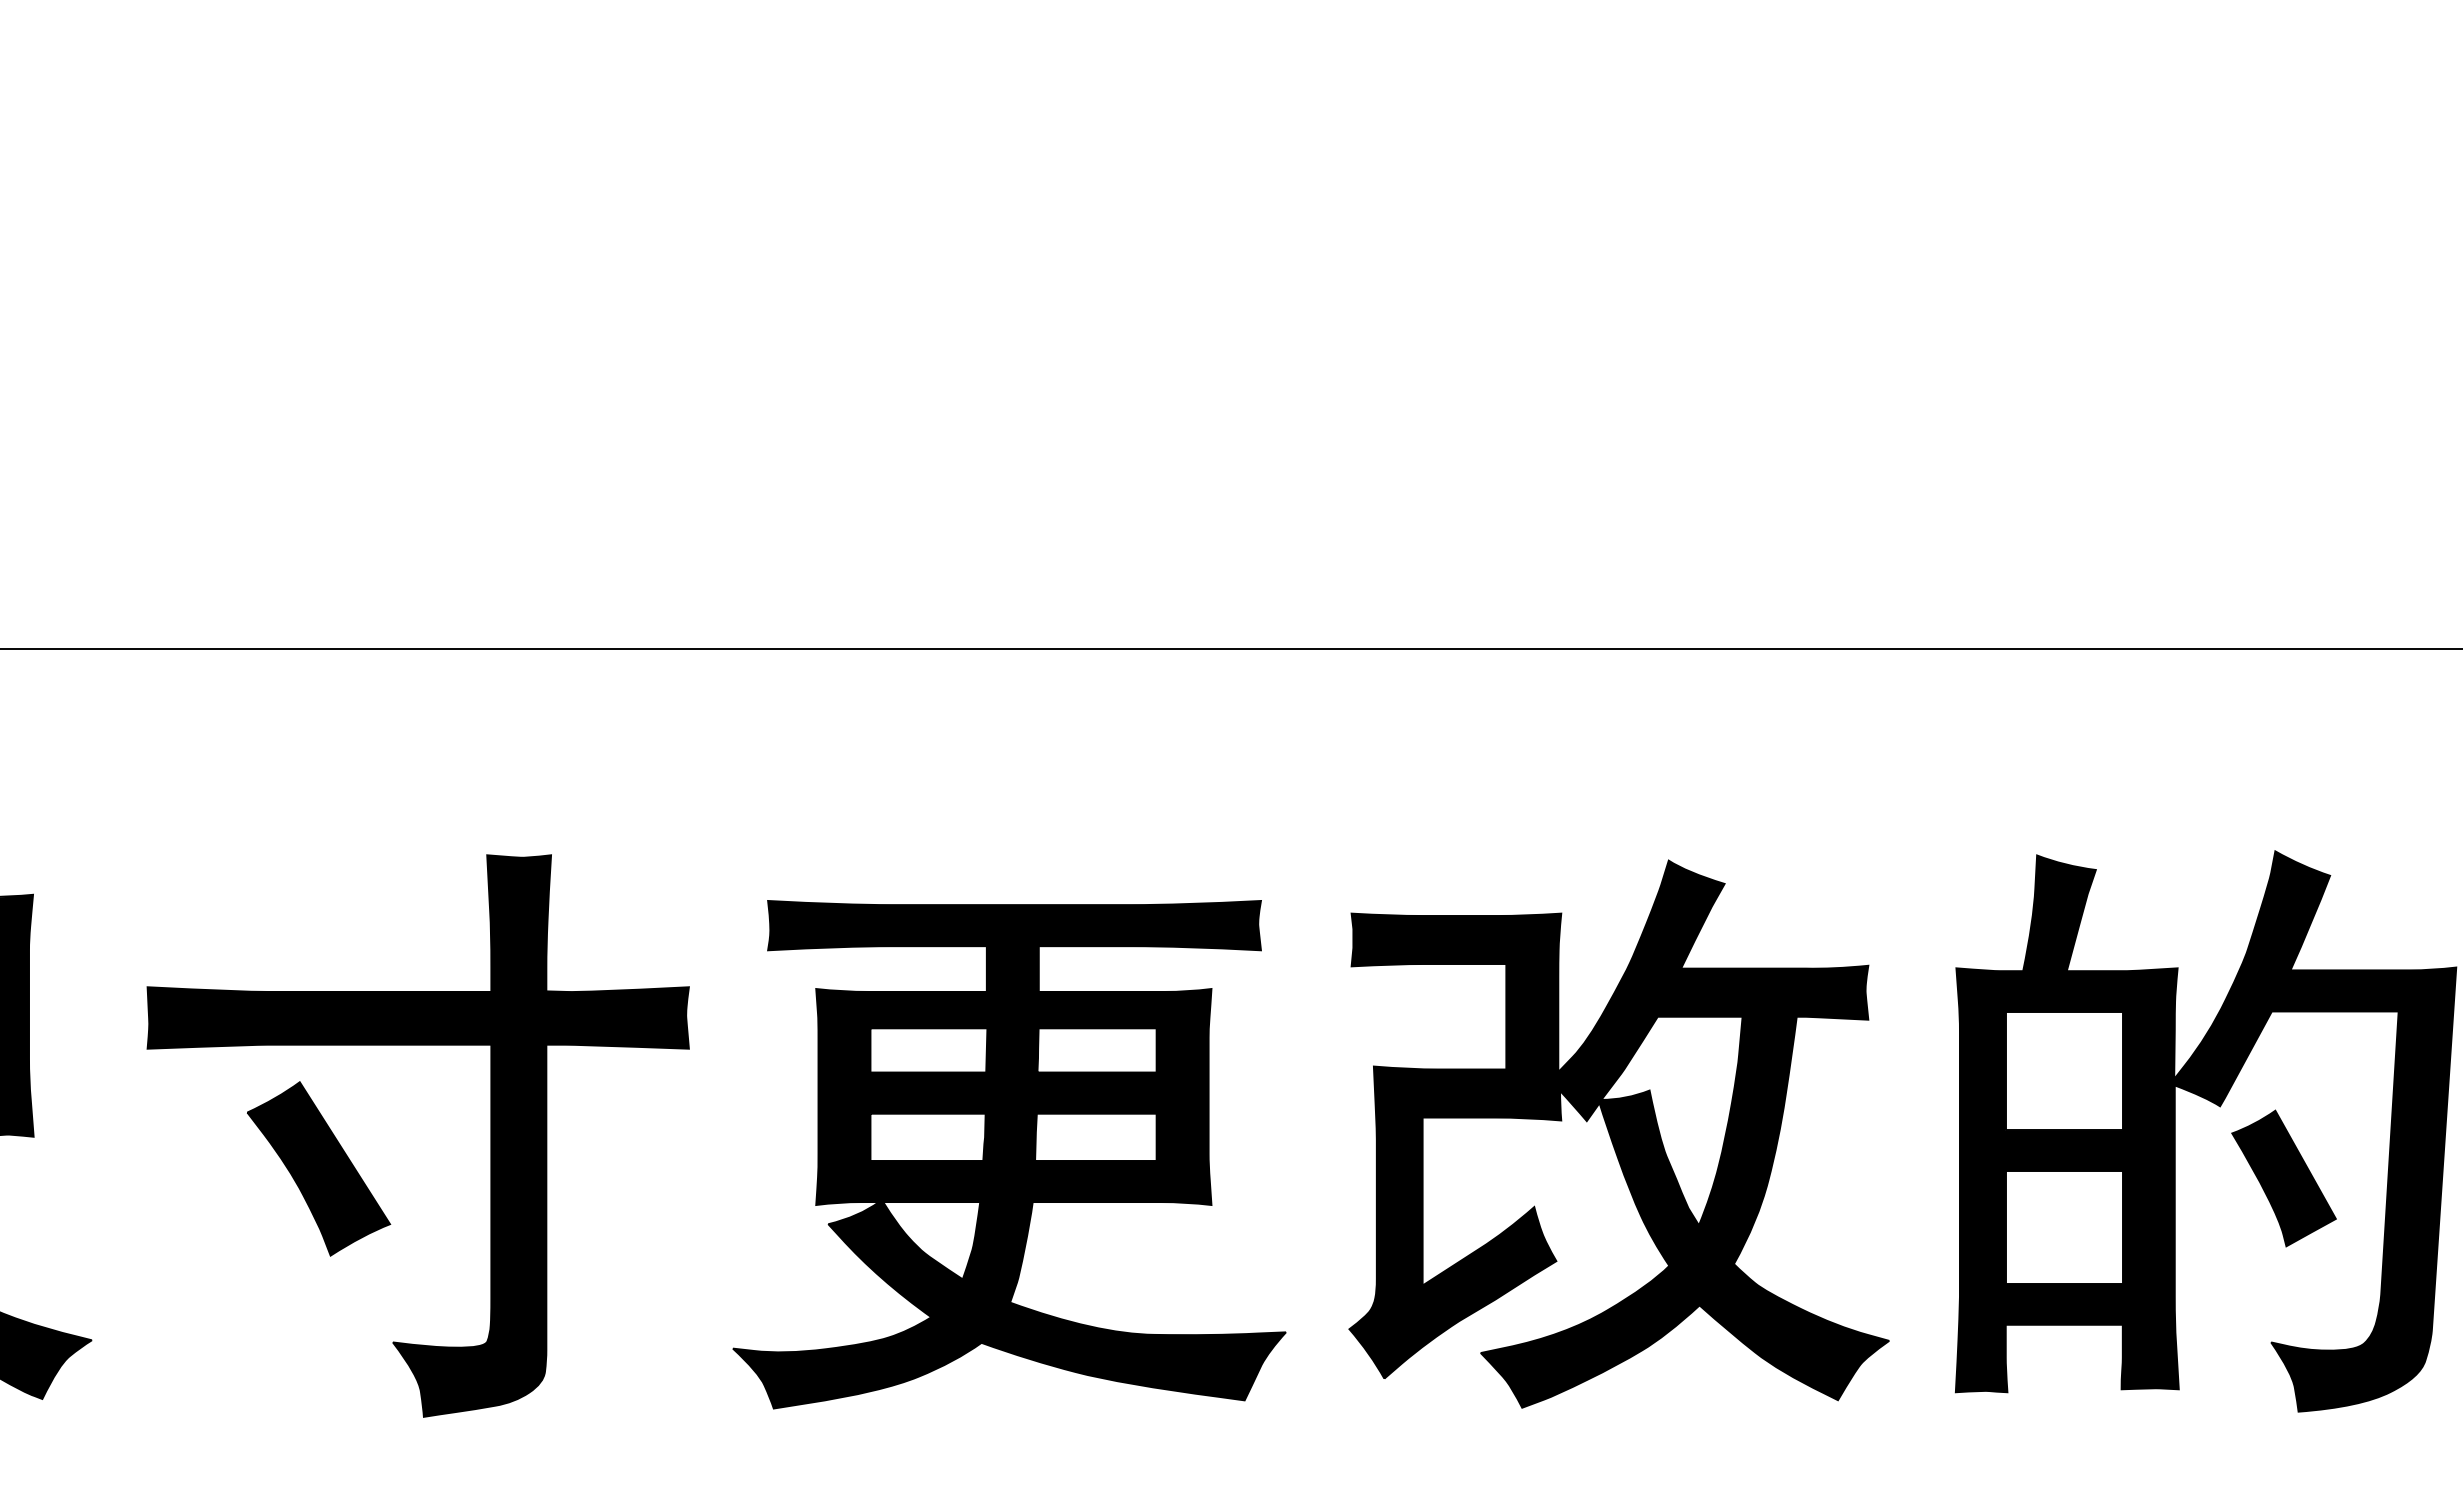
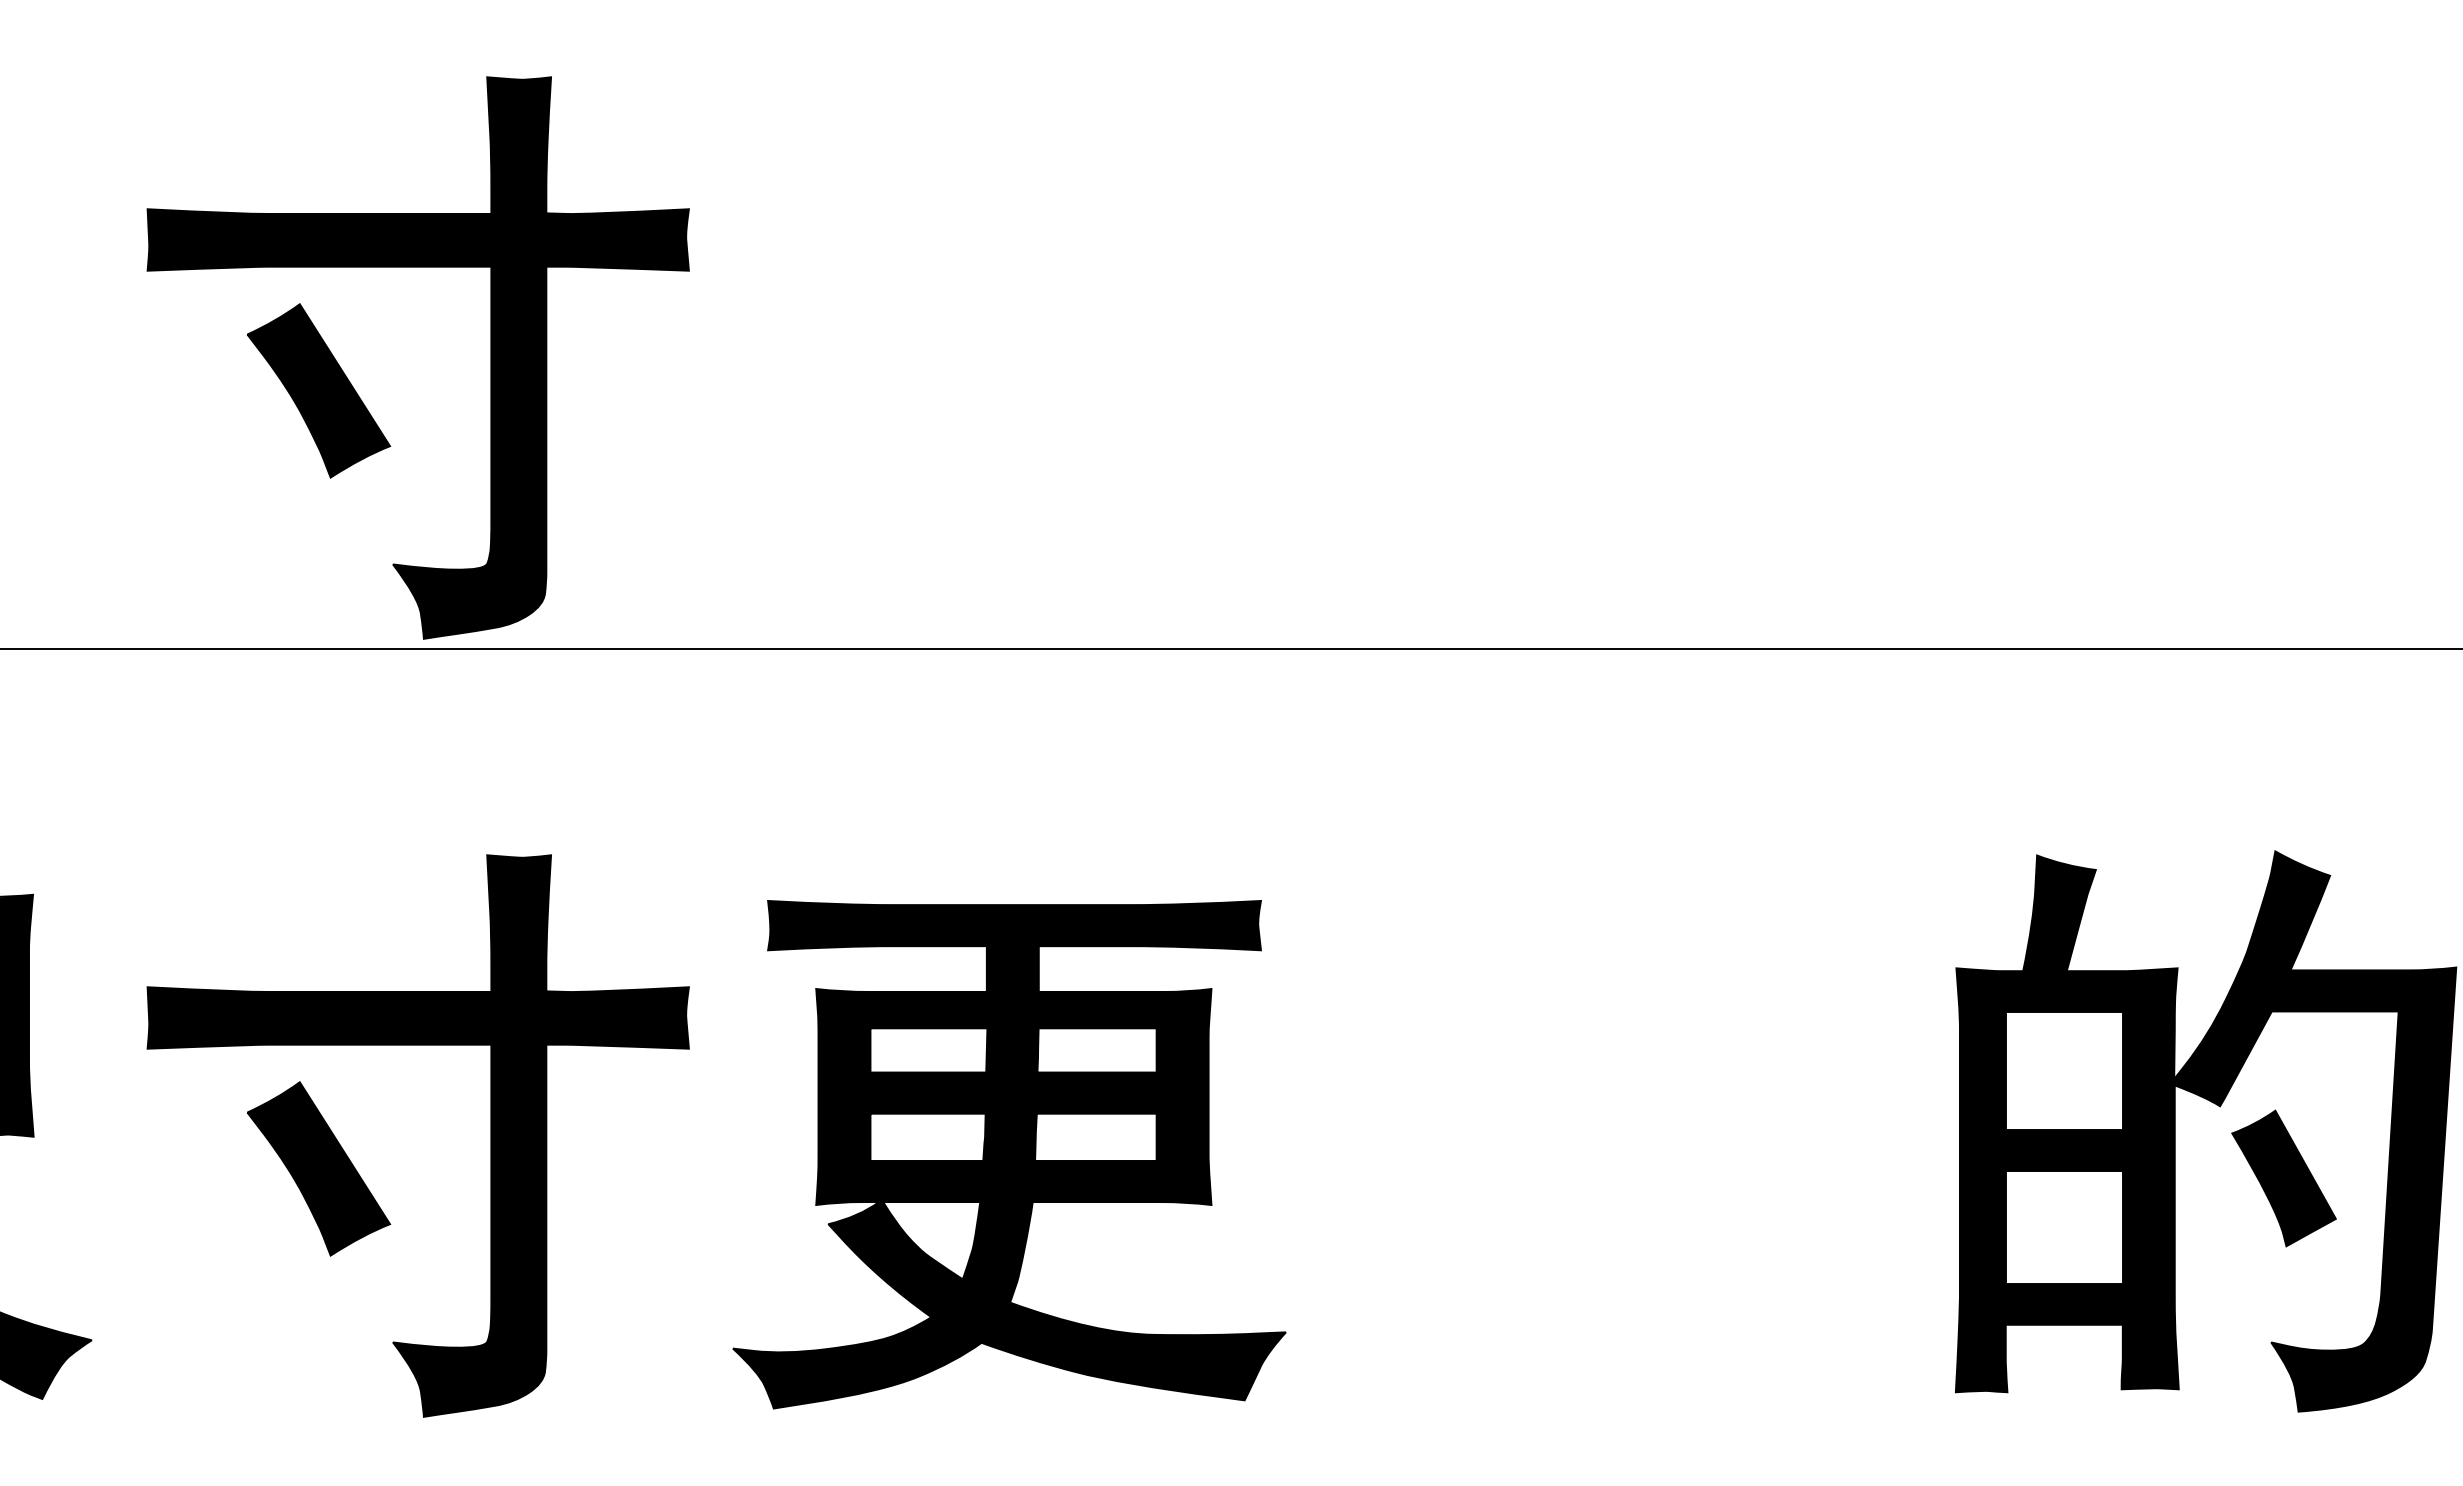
part: none -> present (360, 397)
part: present -> none (1618, 1133)
